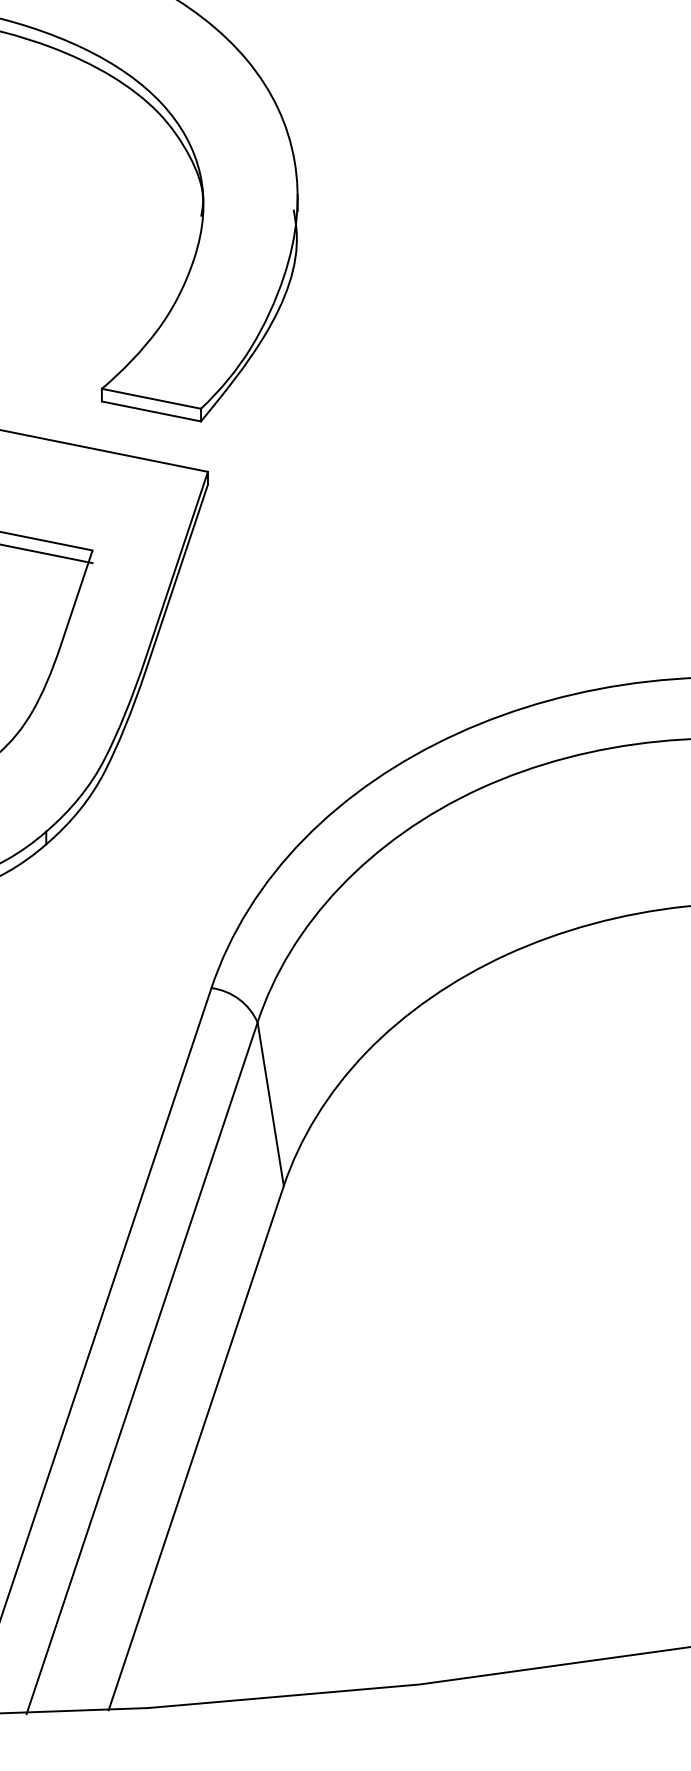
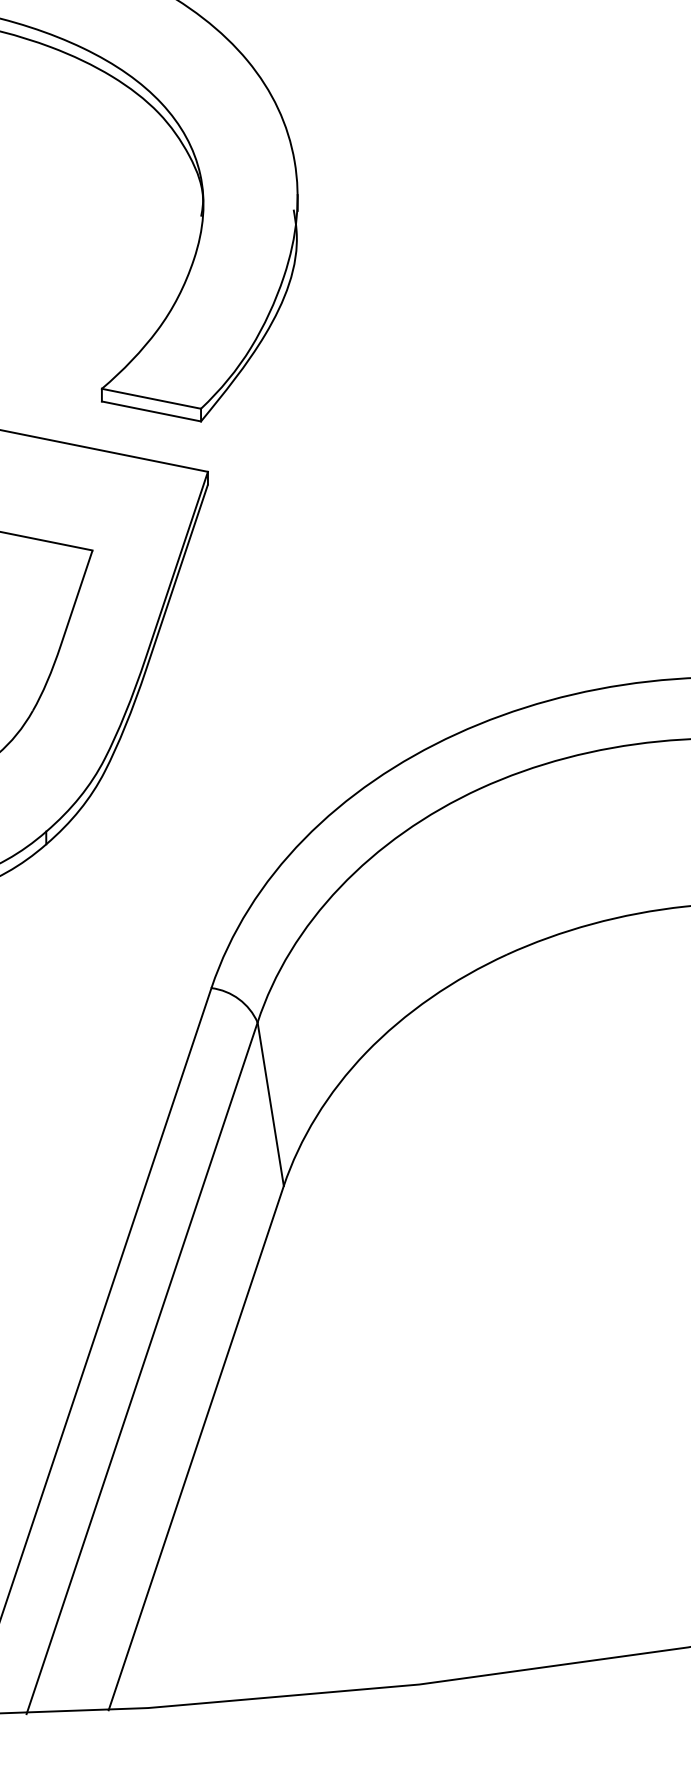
line: present -> none (47, 553)
